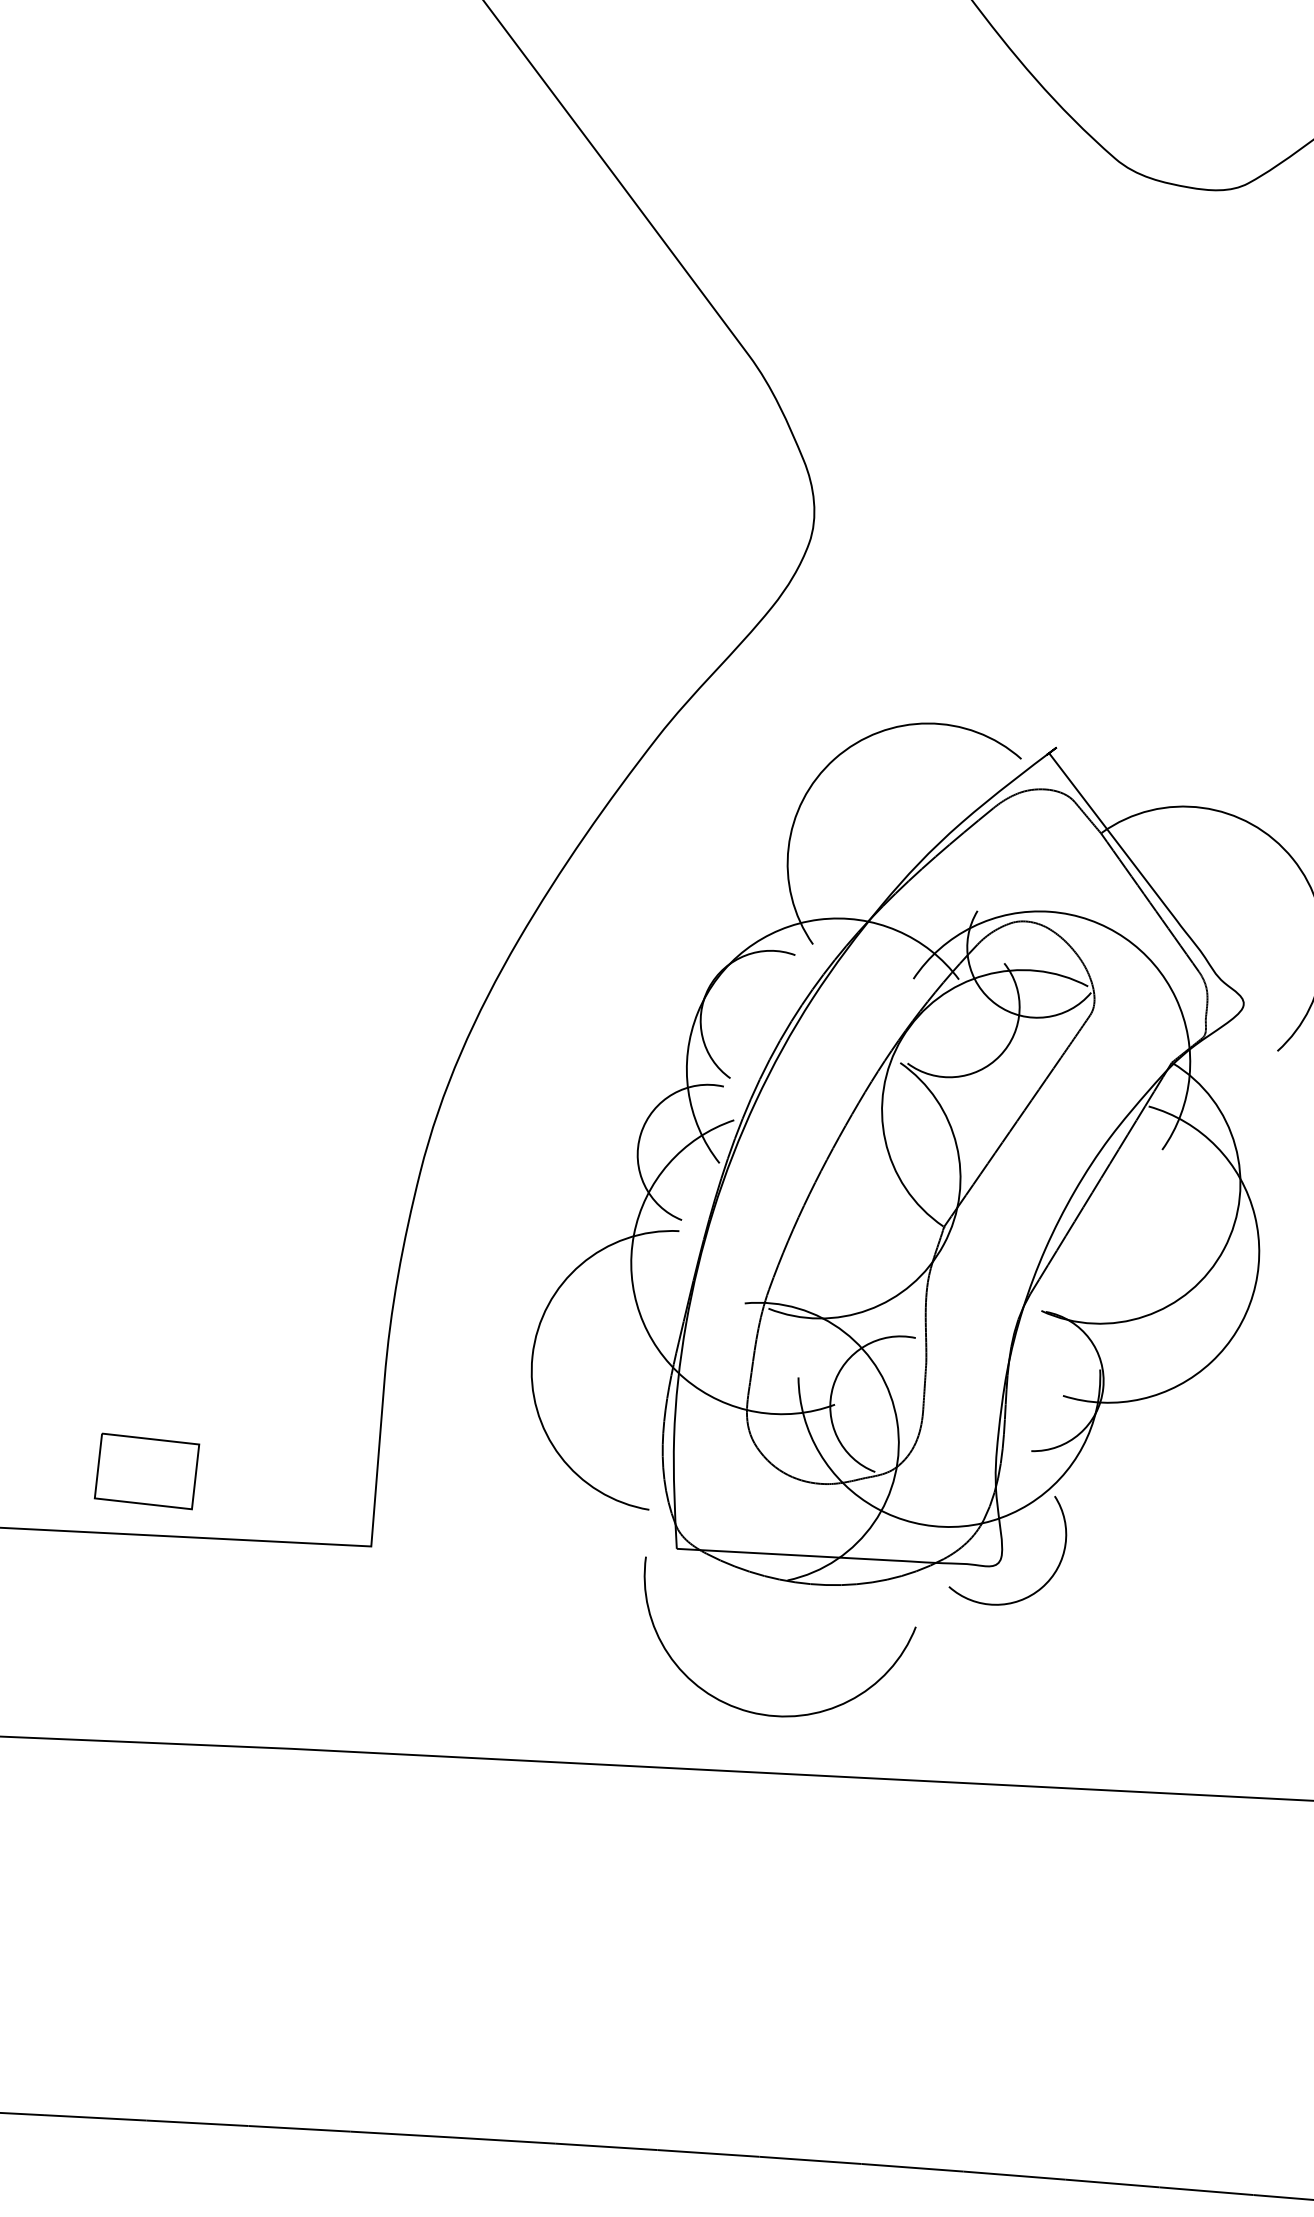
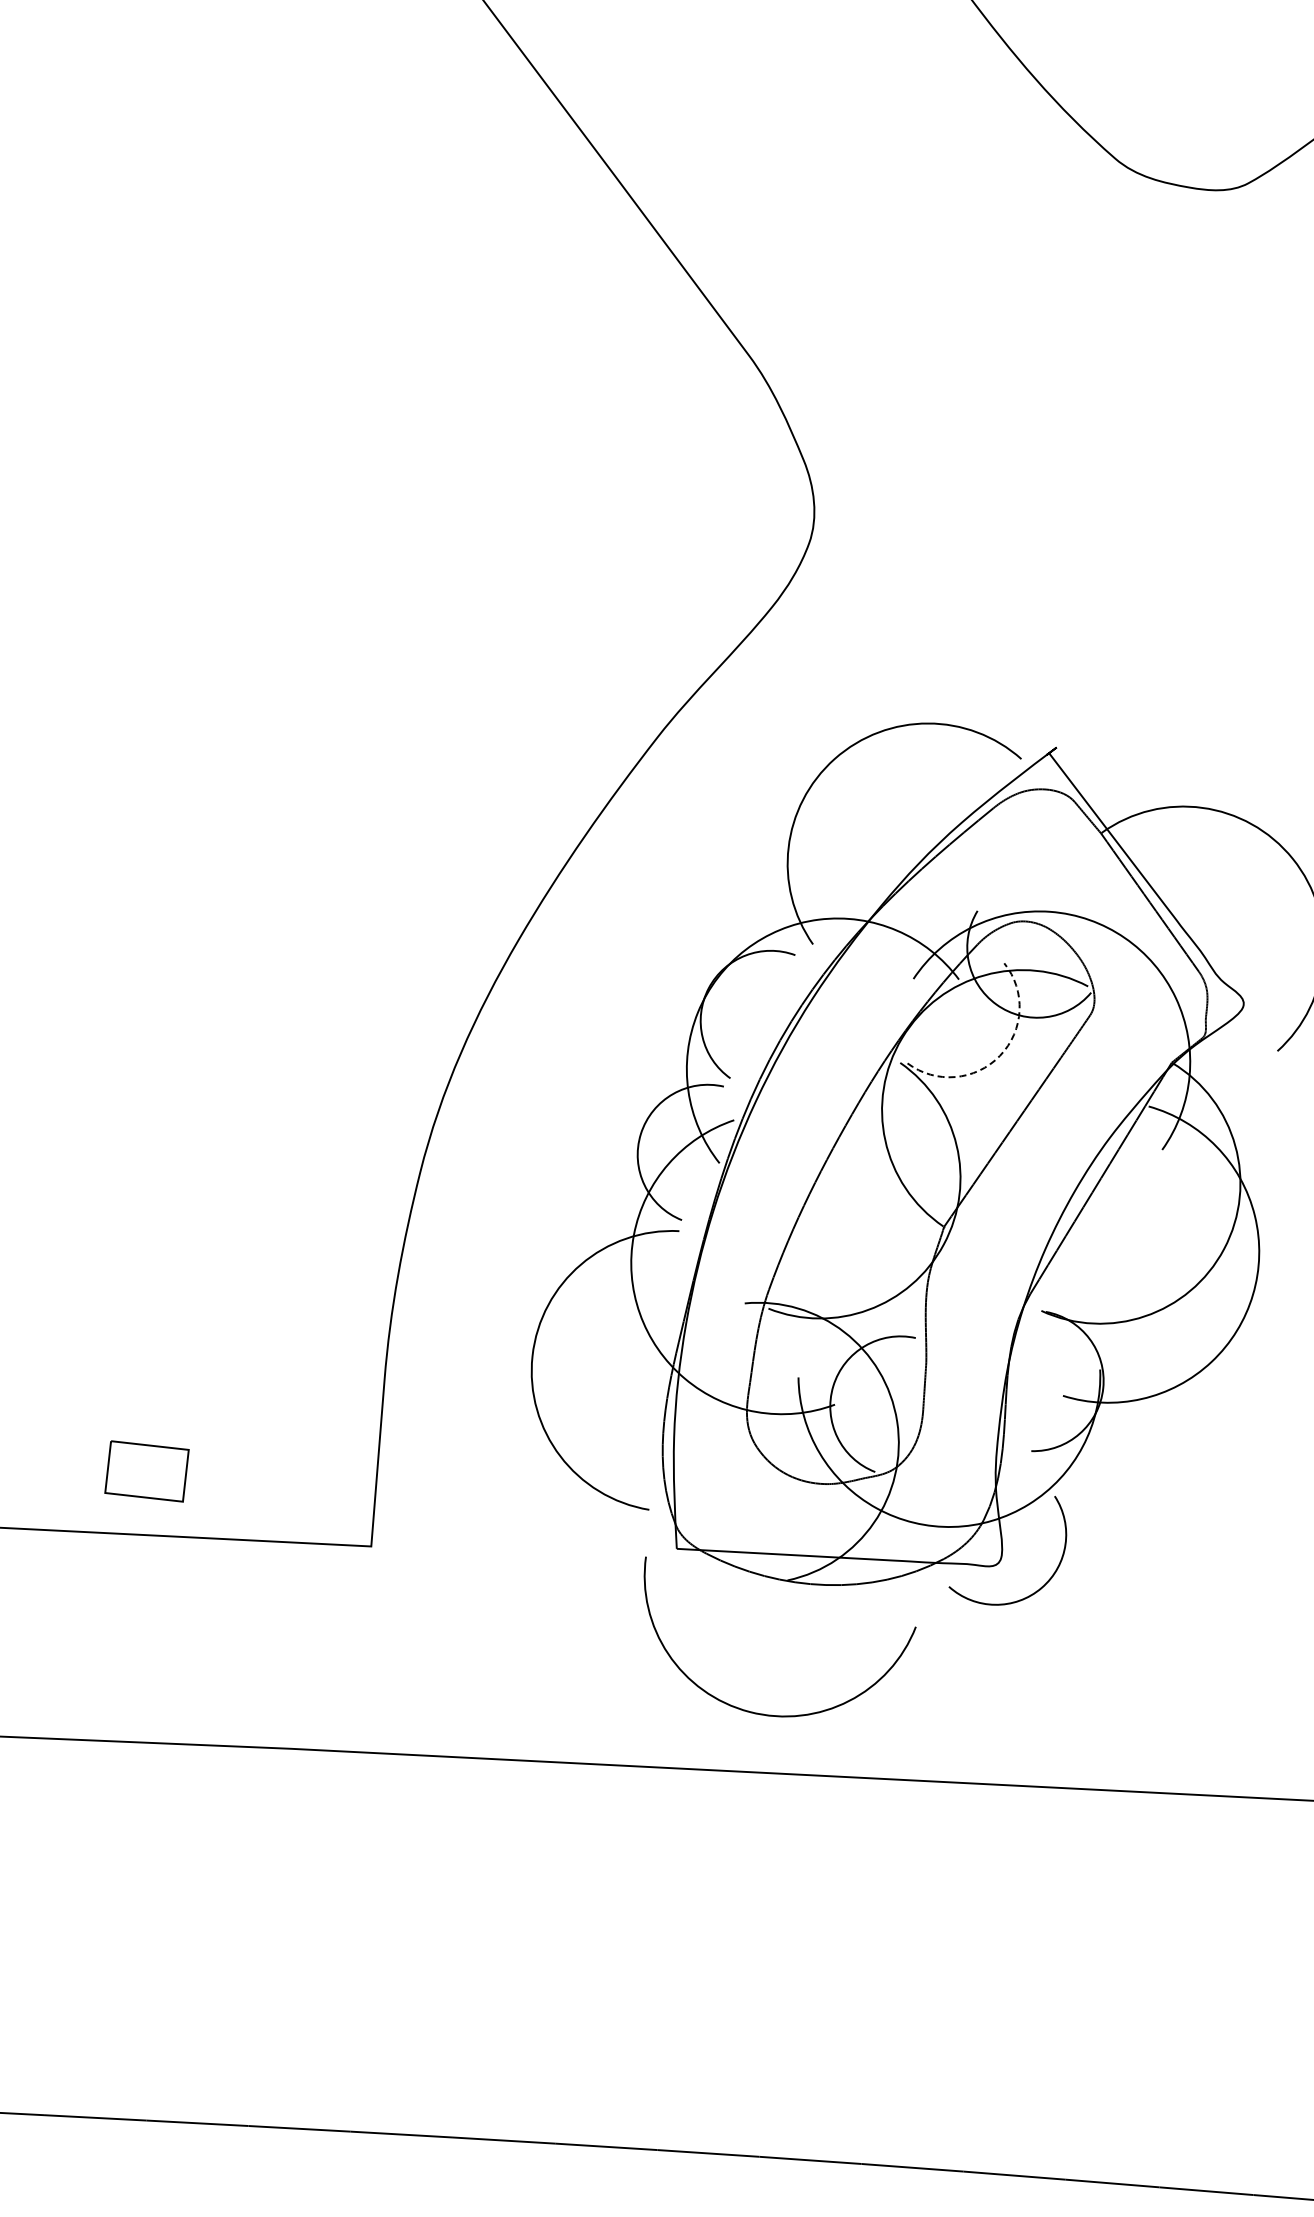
arc: solid -> dashed (999, 1055)
part size: 108x79 px -> 86x63 px (146, 1471)
